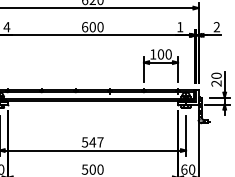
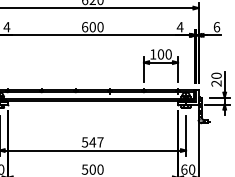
text: 1 -> 4 (179, 27)
text: 2 -> 6 (216, 27)
